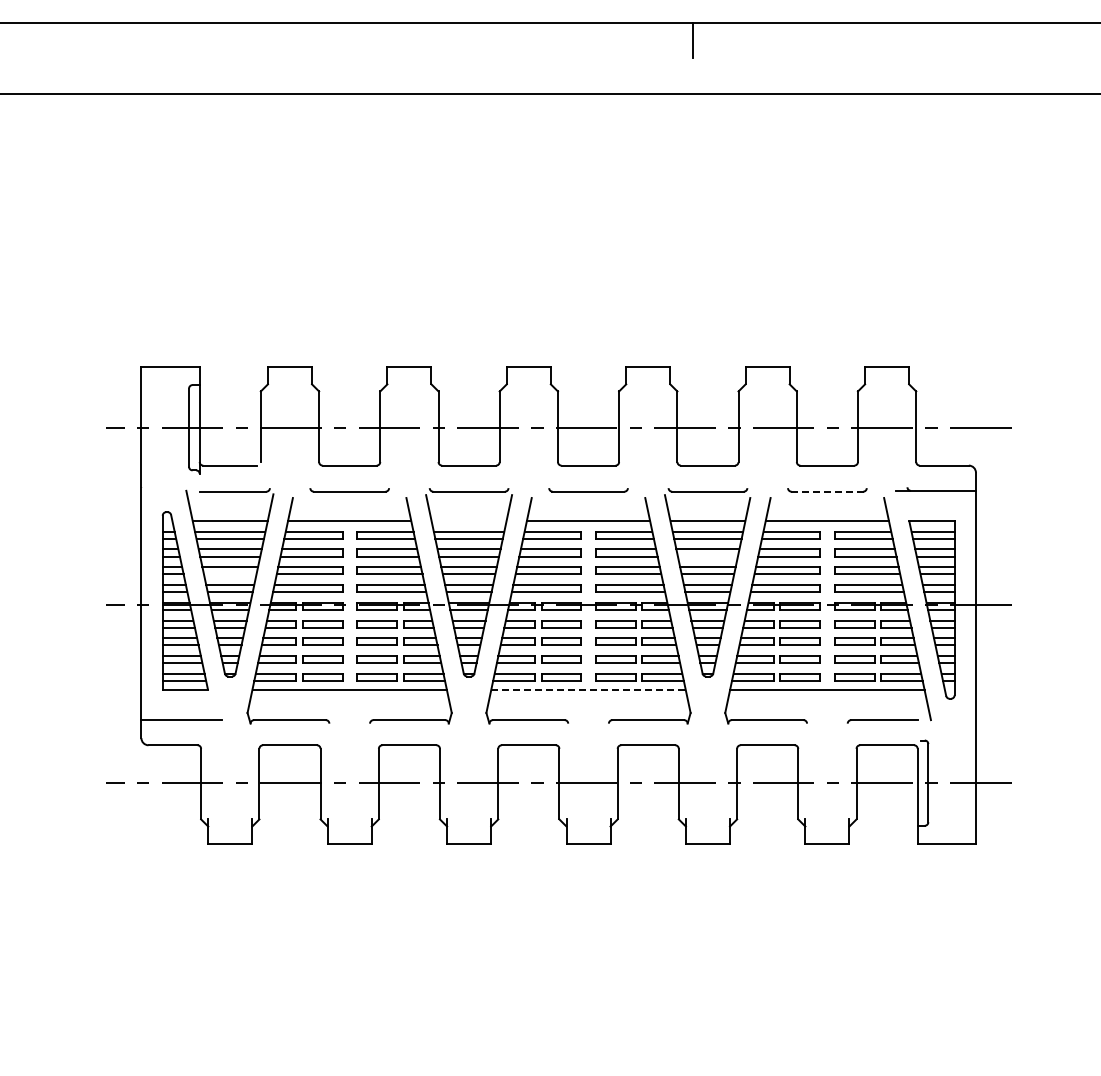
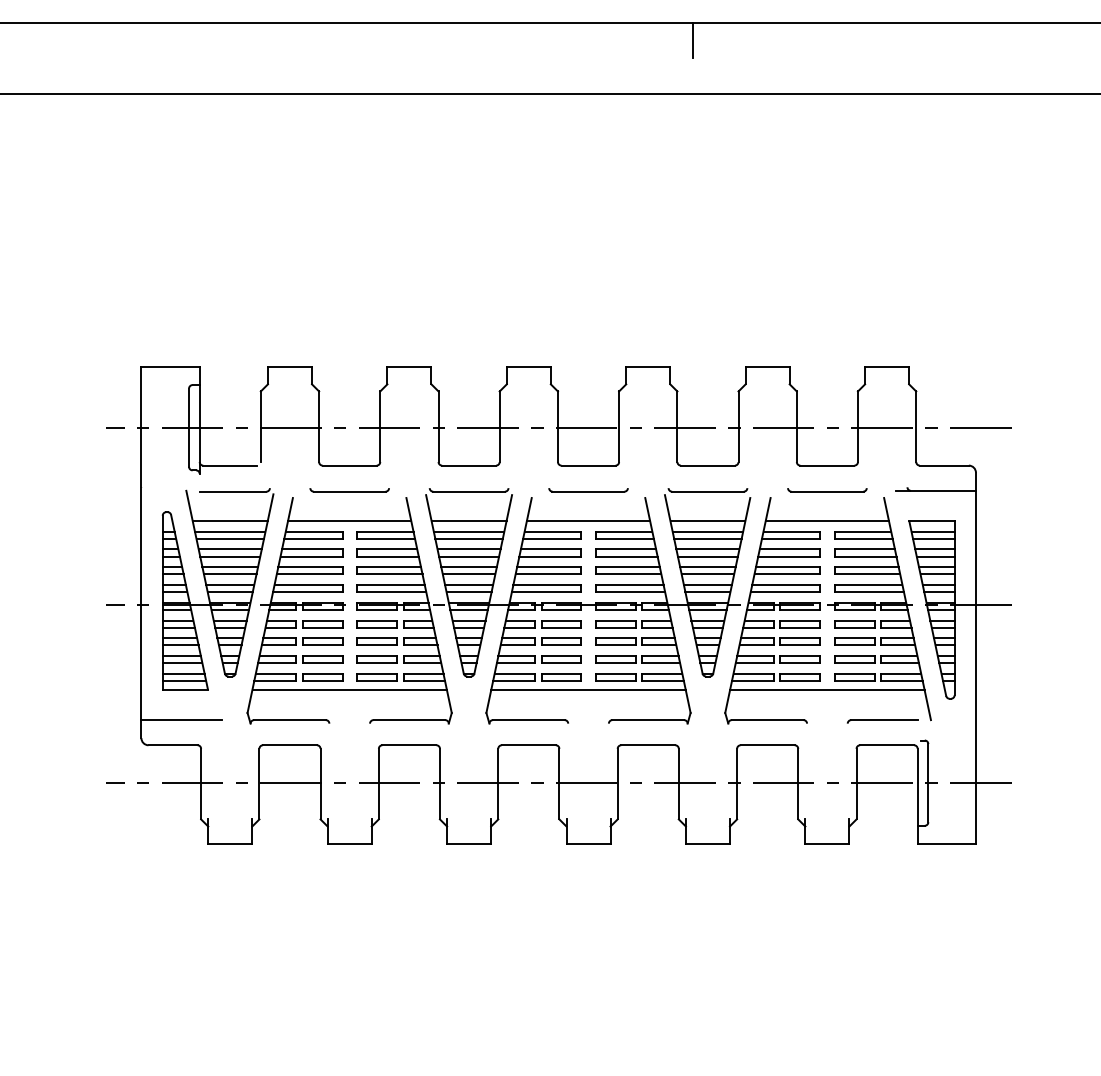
line: dashed -> solid (827, 491)
line: none -> present (468, 521)
line: none -> present (707, 556)
line: none -> present (229, 574)
line: dashed -> solid (589, 689)
